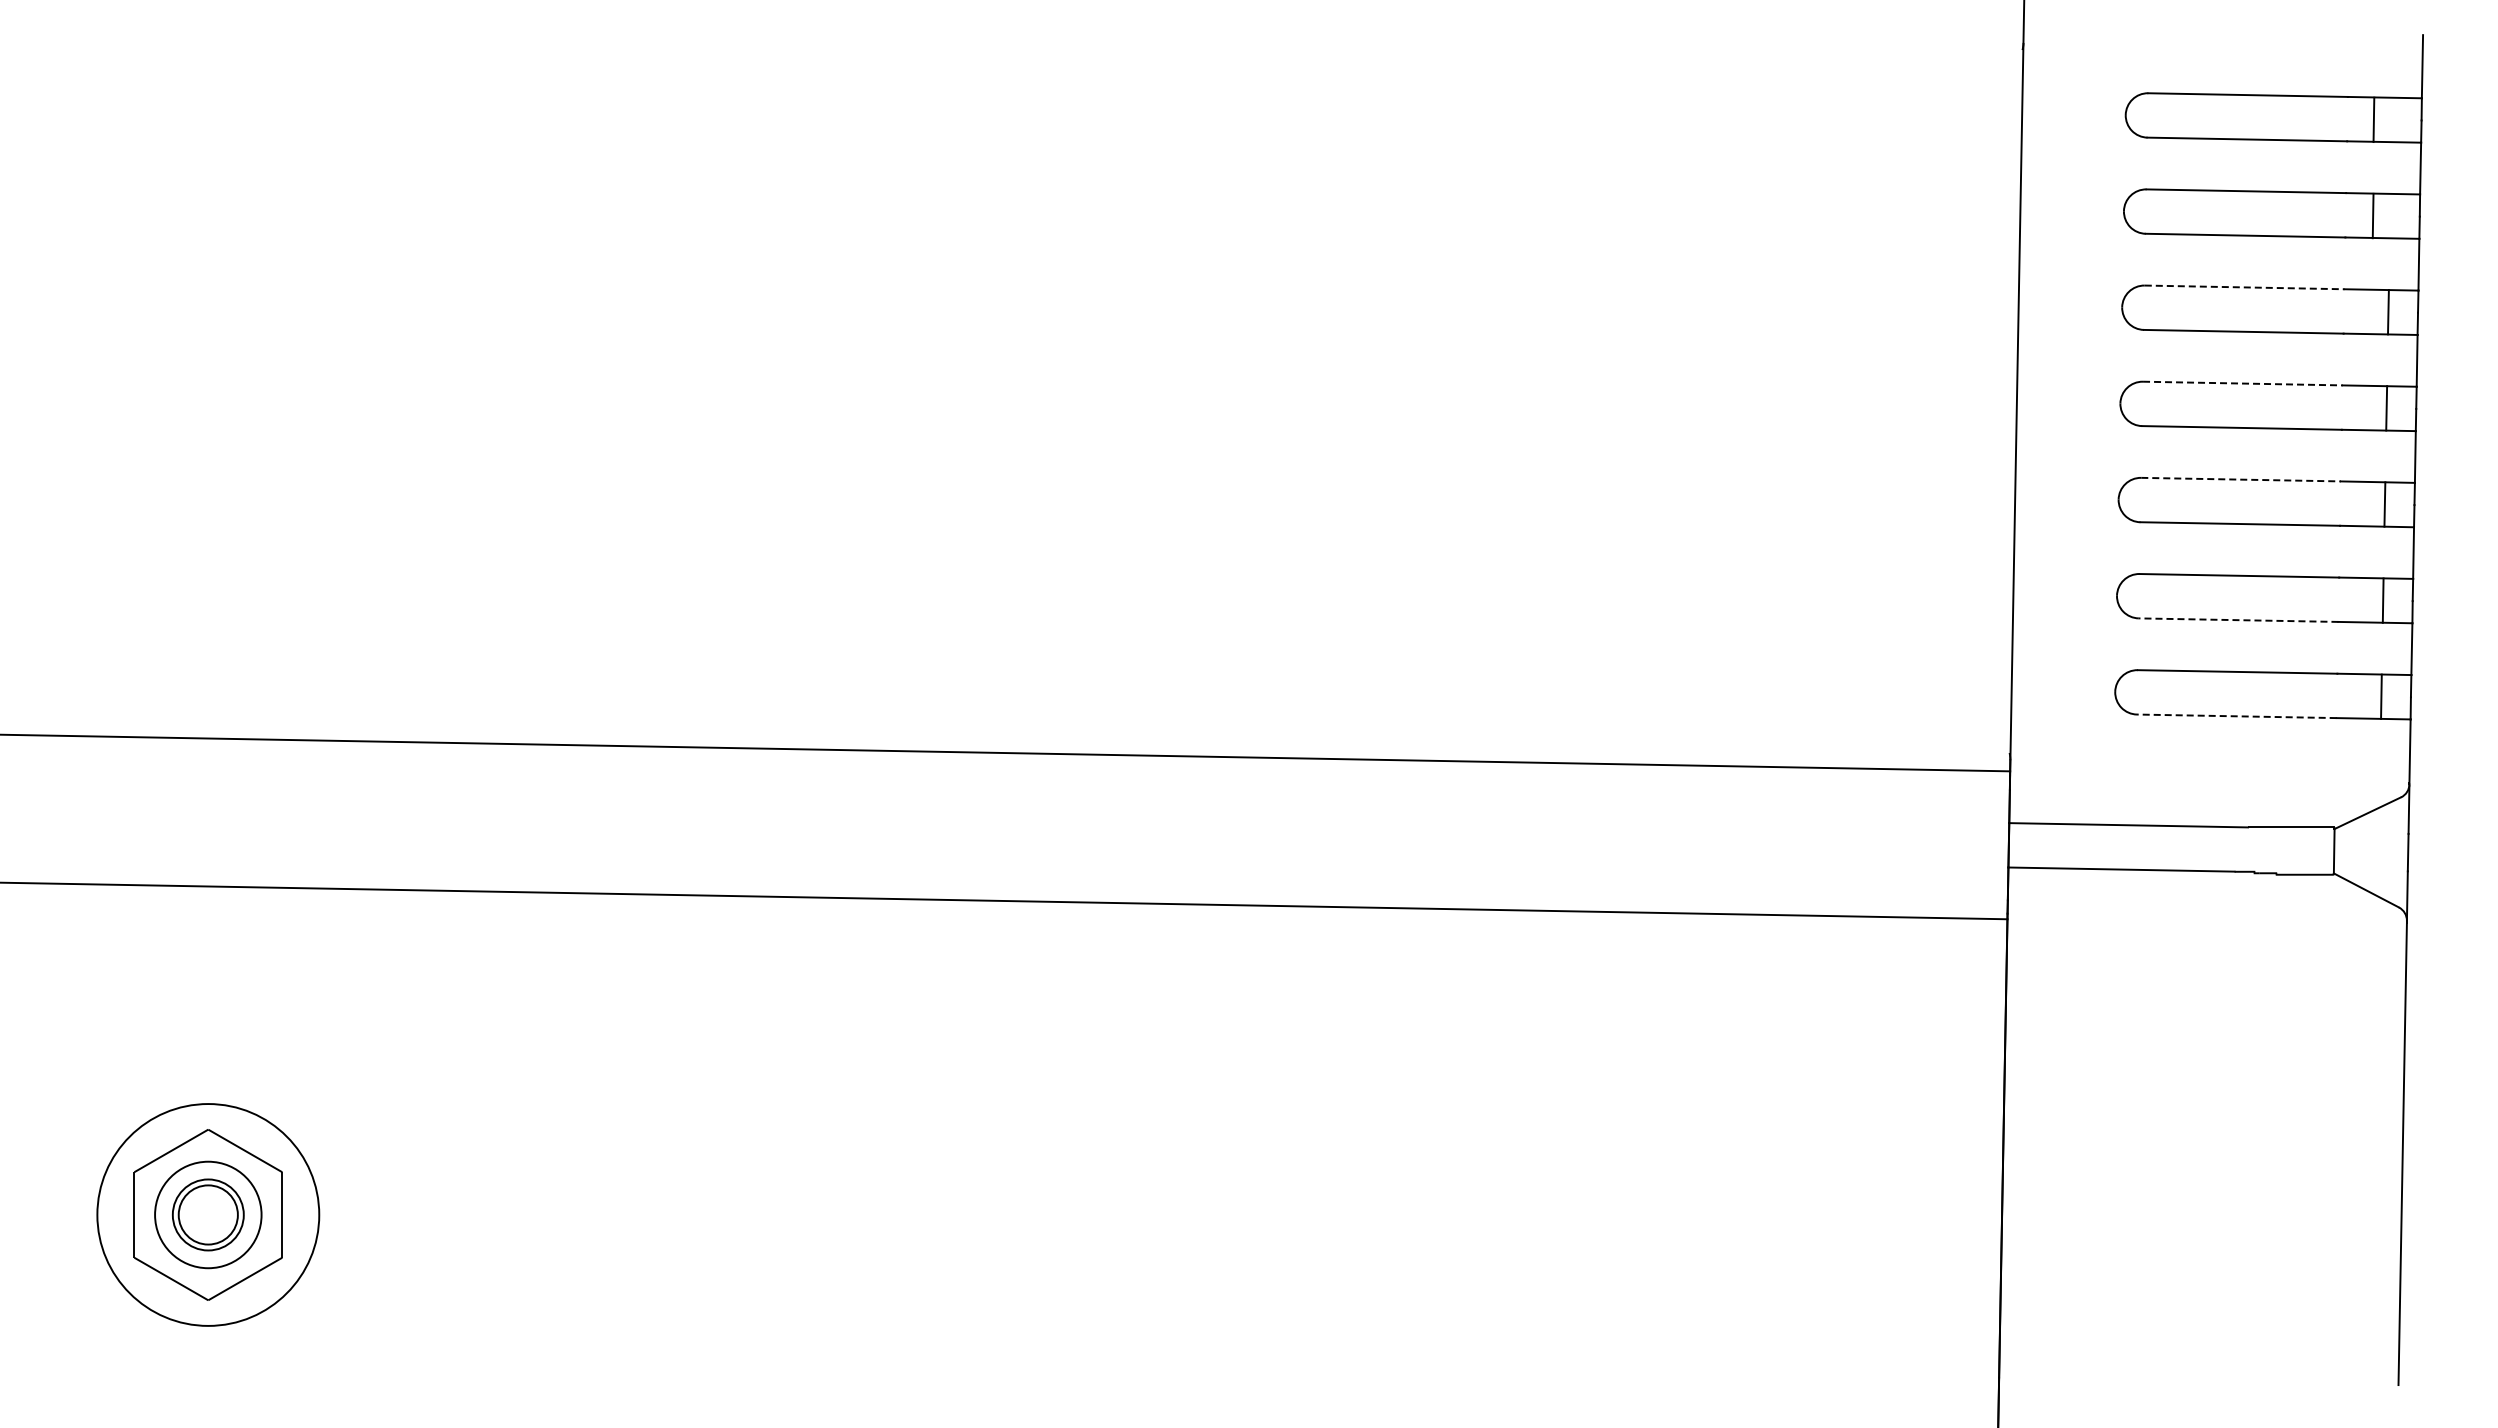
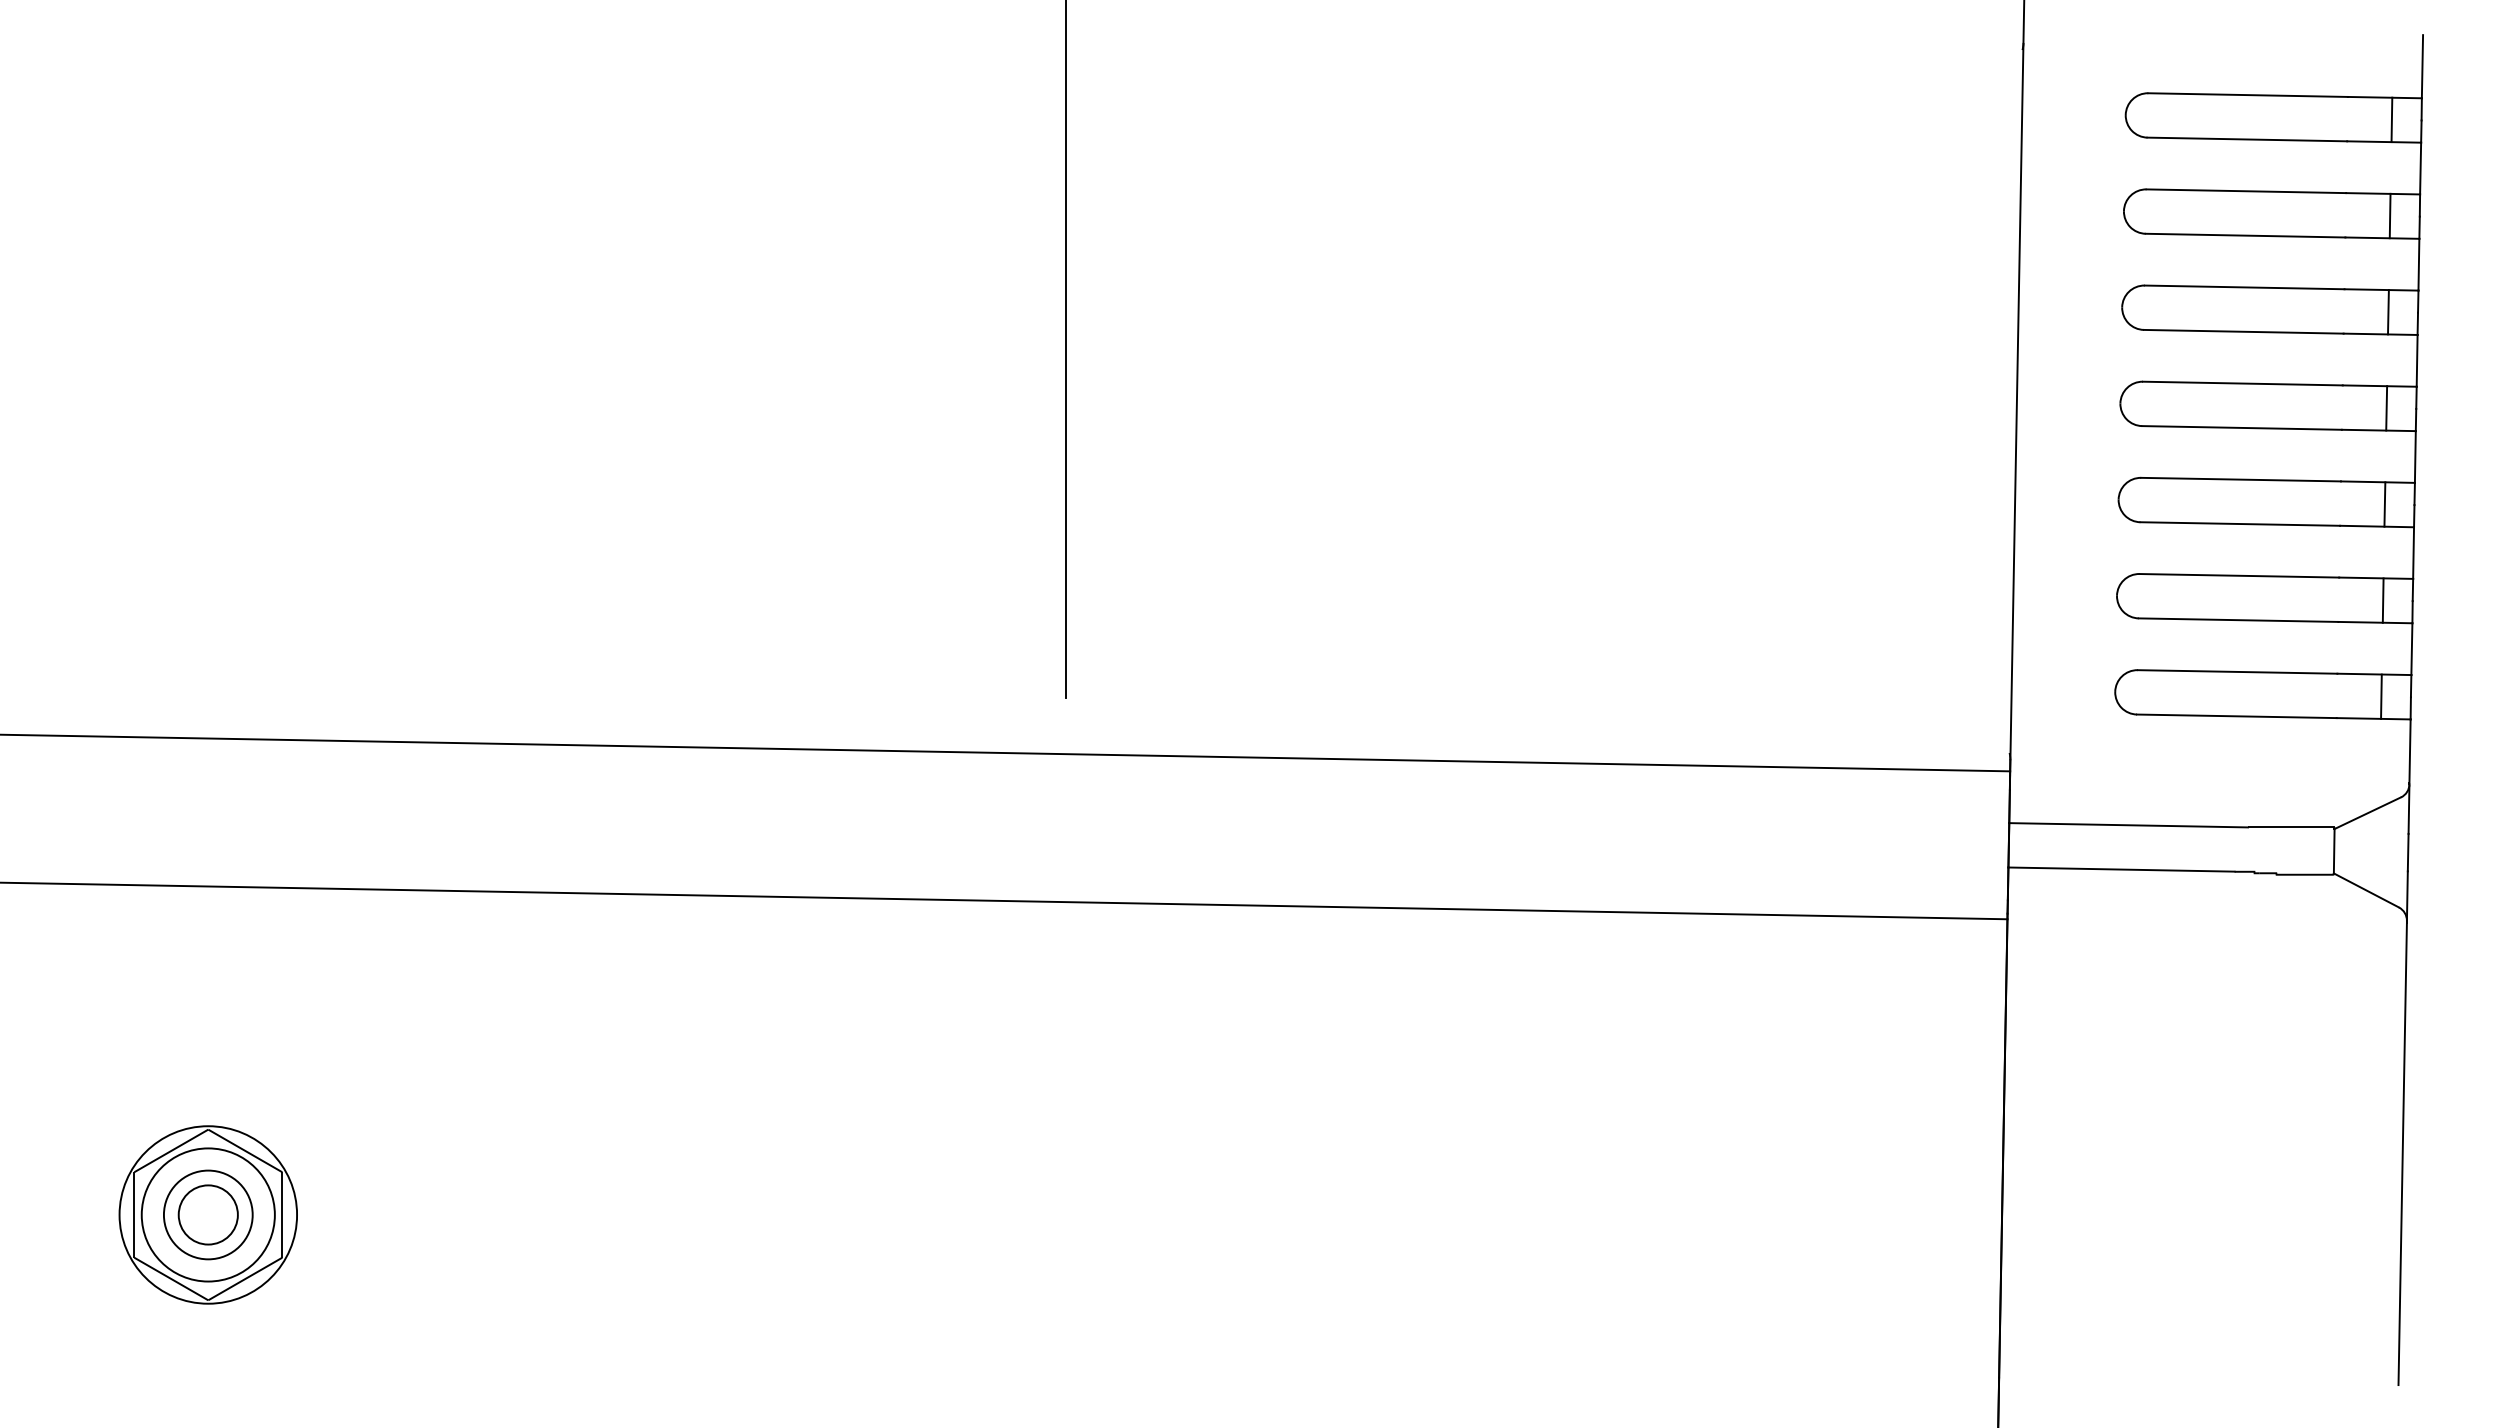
line position: (2373, 119) -> (2391, 119) (2391, 119)
line position: (2372, 215) -> (2389, 215) (2389, 215)
line: dashed -> solid (2244, 287)
line: none -> present (1066, 349)
line: dashed -> solid (2242, 383)
line: dashed -> solid (2241, 479)
line: dashed -> solid (2238, 620)
line: dashed -> solid (2236, 716)
circle diameter: 71 px -> 89 px (207, 1214)
circle diameter: 107 px -> 133 px (207, 1214)
circle diameter: 222 px -> 178 px (208, 1214)
